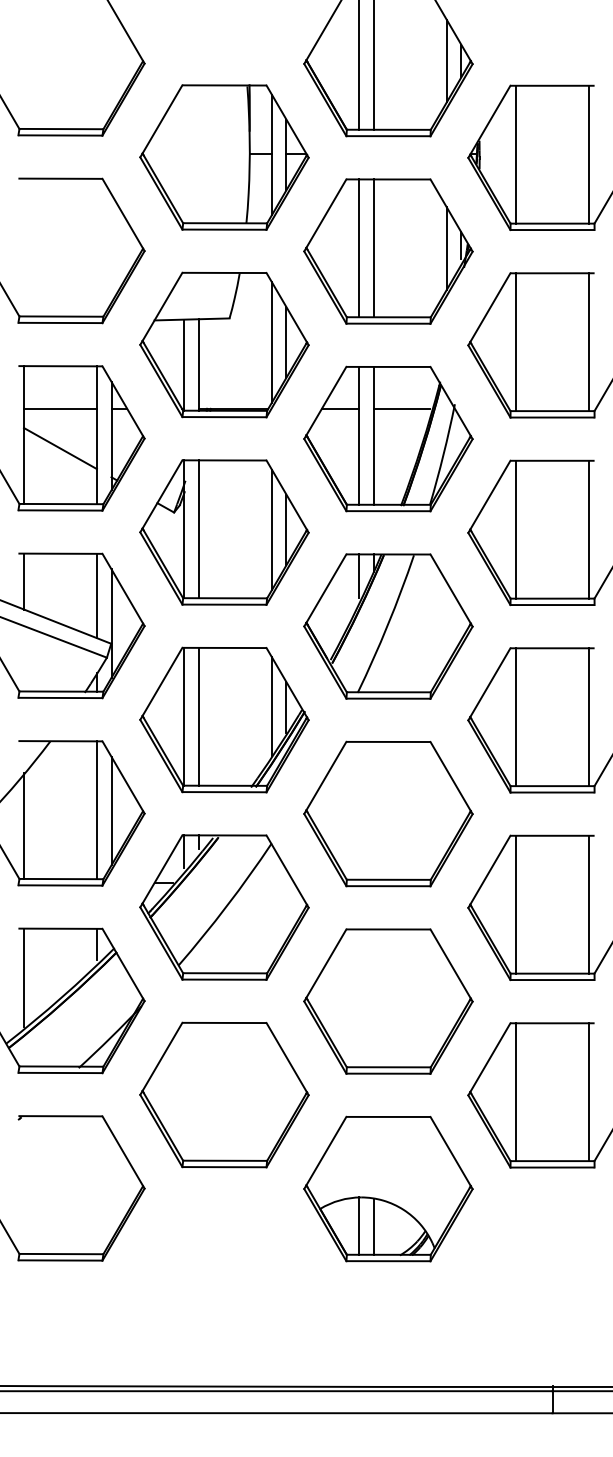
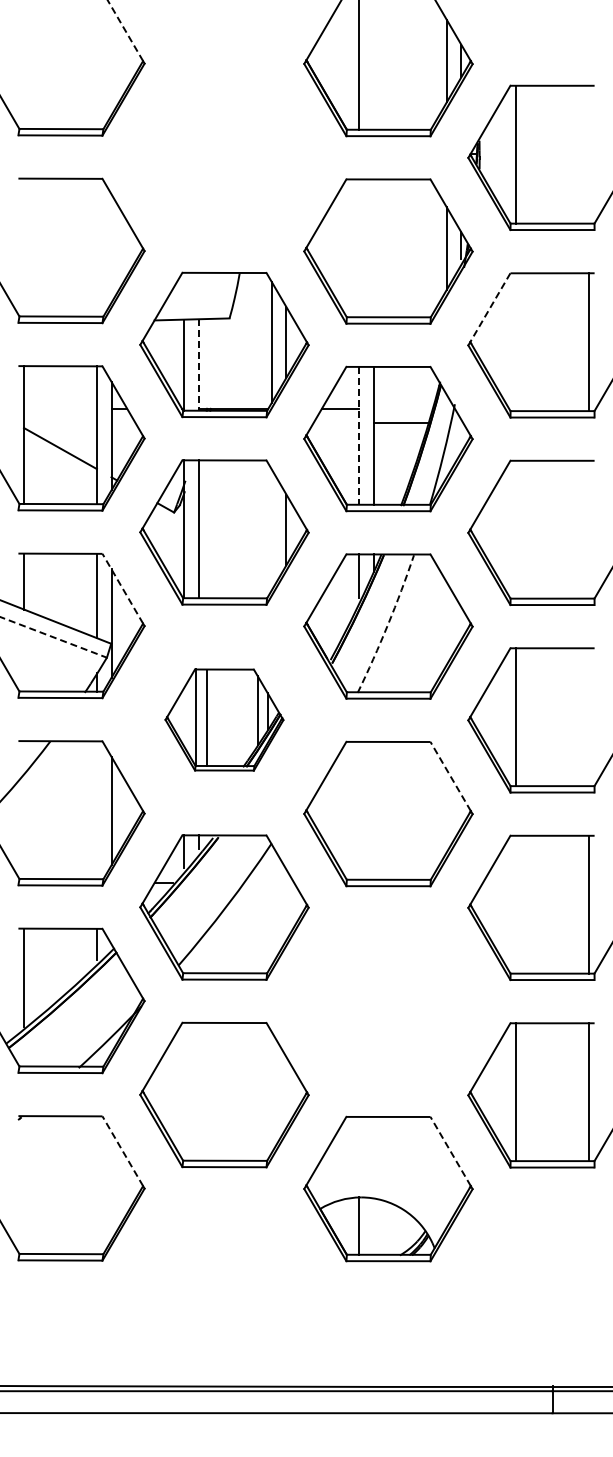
line: solid -> dashed (125, 30)
line: present -> none (373, 65)
line: present -> none (588, 154)
part: present -> none (224, 157)
line: present -> none (359, 248)
line: present -> none (373, 248)
line: solid -> dashed (490, 307)
line: present -> none (516, 342)
line: solid -> dashed (198, 364)
line: present -> none (60, 408)
line position: (401, 408) -> (401, 422) (401, 422)
line: solid -> dashed (359, 435)
line: present -> none (271, 529)
line: present -> none (516, 529)
line: present -> none (588, 529)
line: solid -> dashed (122, 588)
arc: solid -> dashed (387, 624)
line: solid -> dashed (54, 637)
line: present -> none (588, 717)
part size: 171x148 px -> 121x104 px (224, 719)
line: solid -> dashed (450, 776)
line: present -> none (96, 810)
line: present -> none (24, 825)
line: present -> none (516, 904)
part: present -> none (388, 1001)
line: solid -> dashed (122, 1150)
line: solid -> dashed (450, 1151)
line: present -> none (373, 1226)
